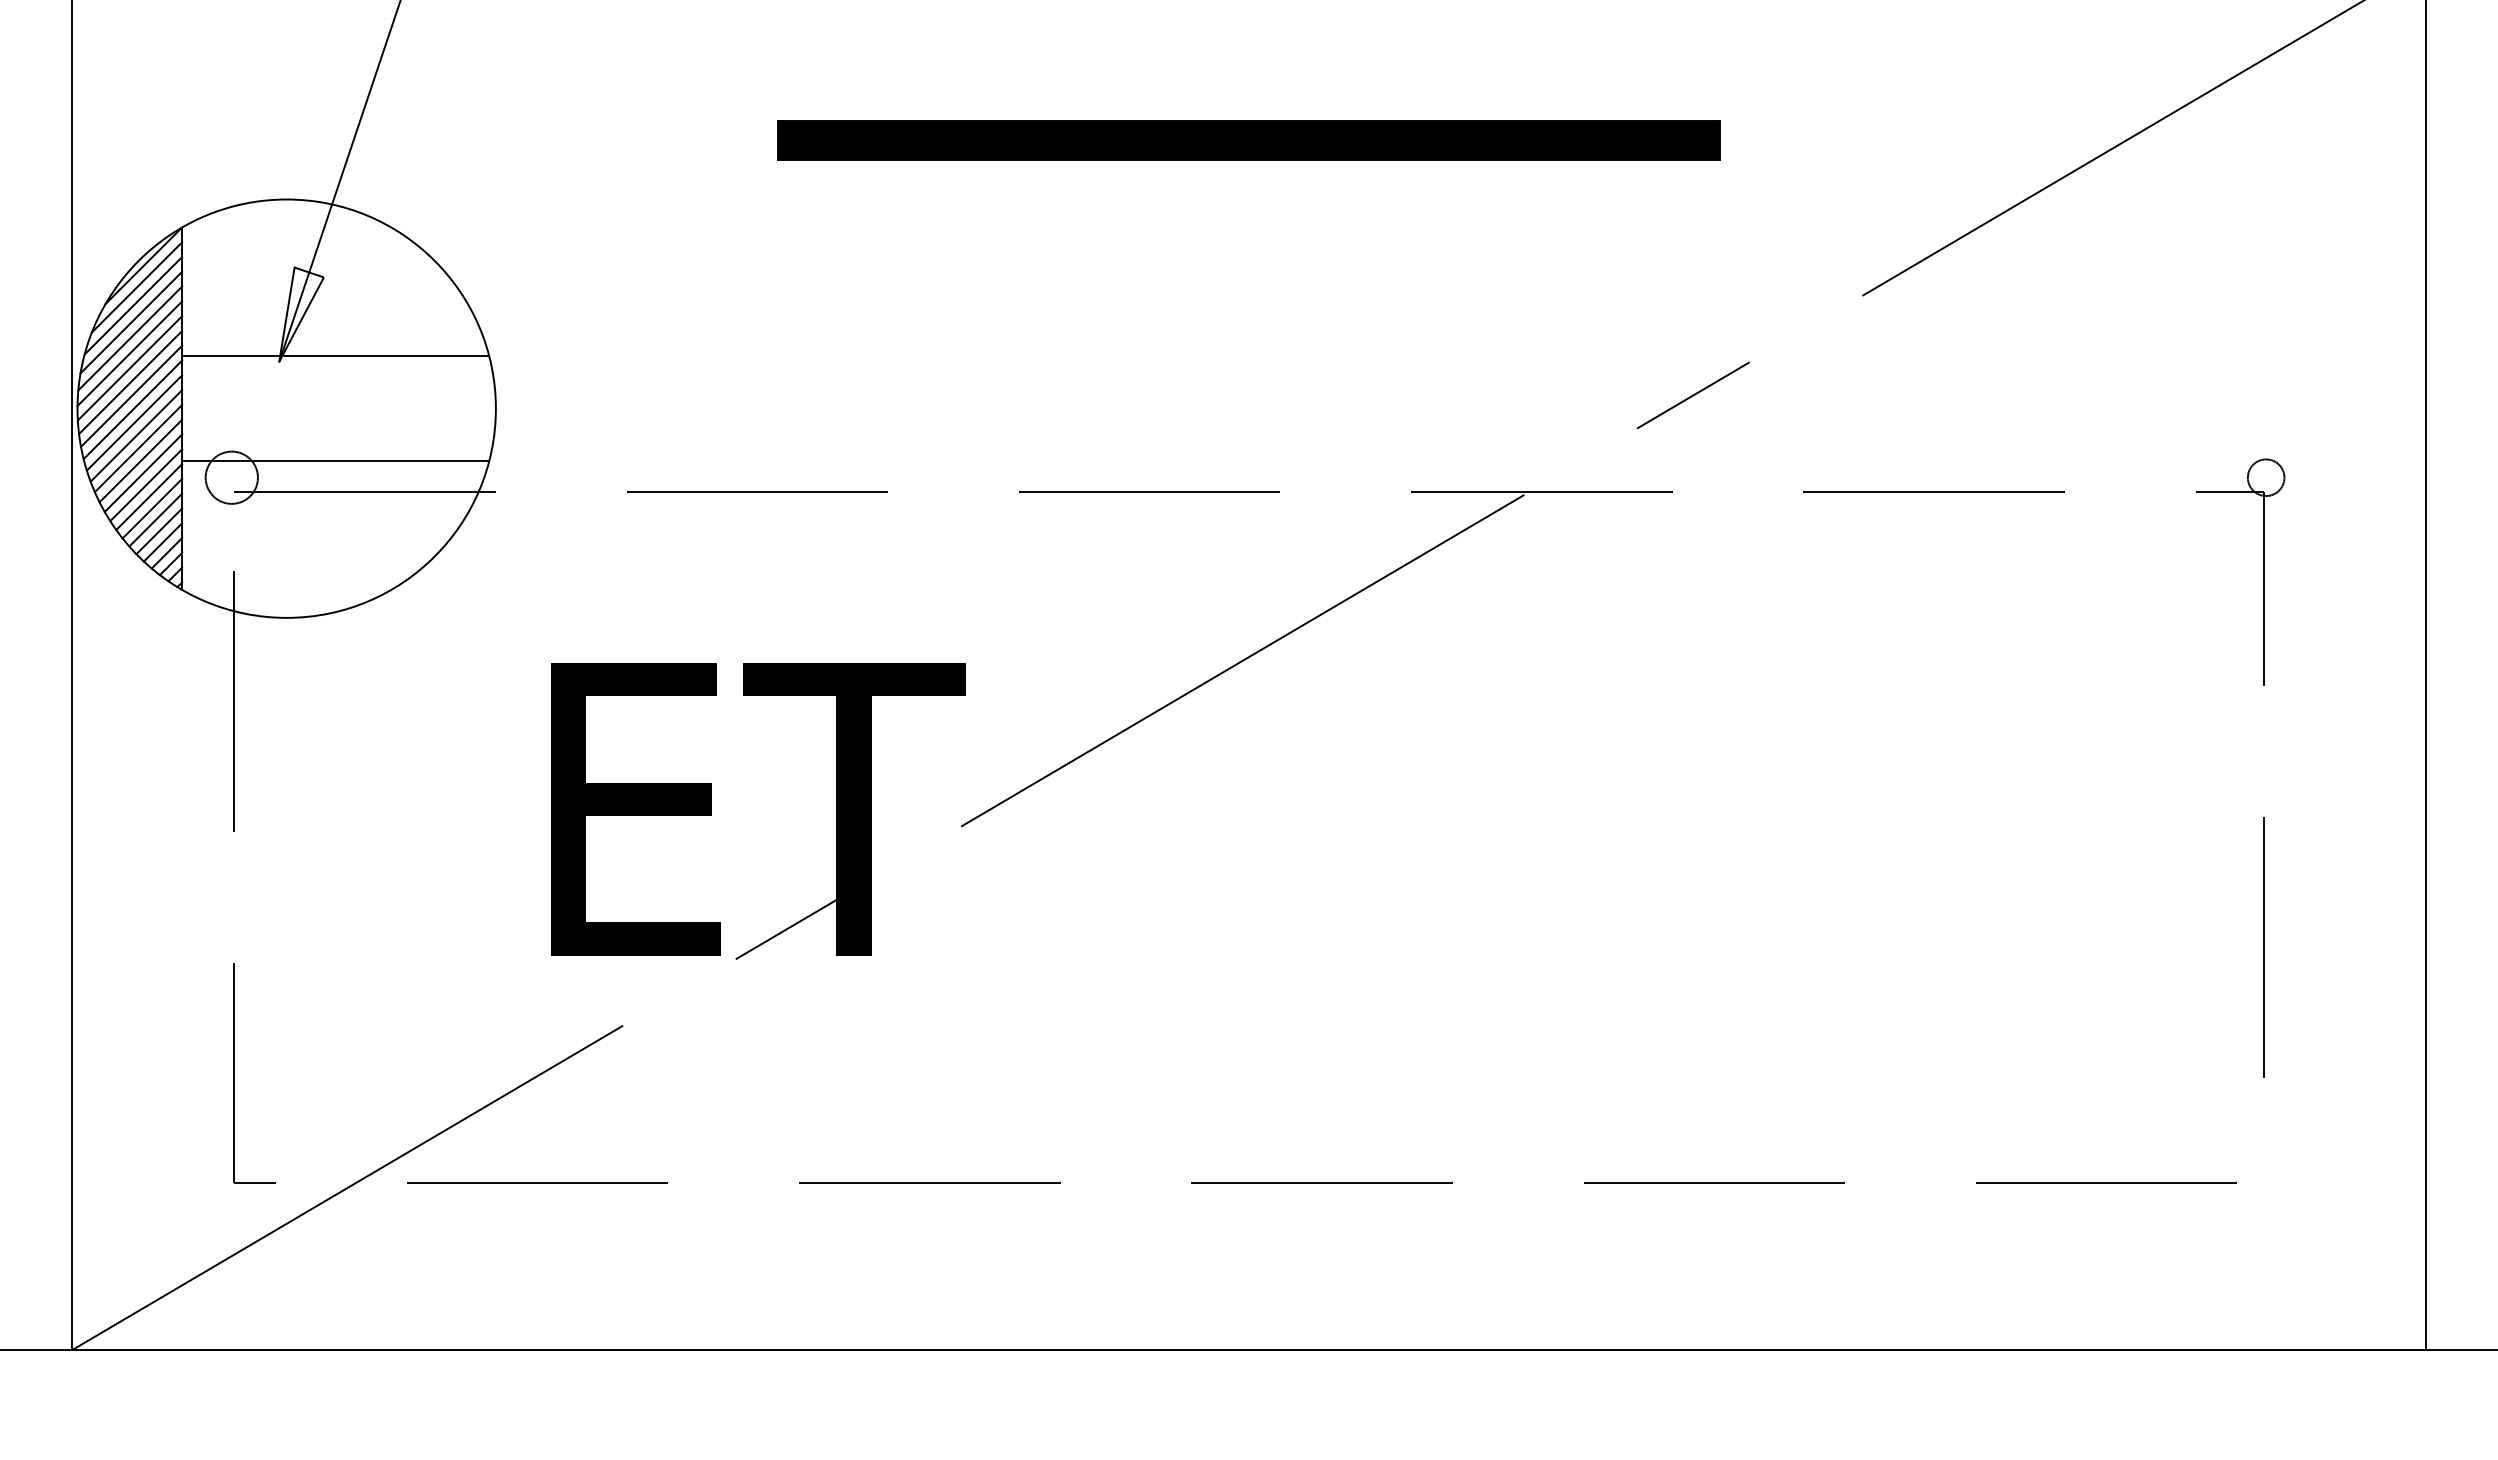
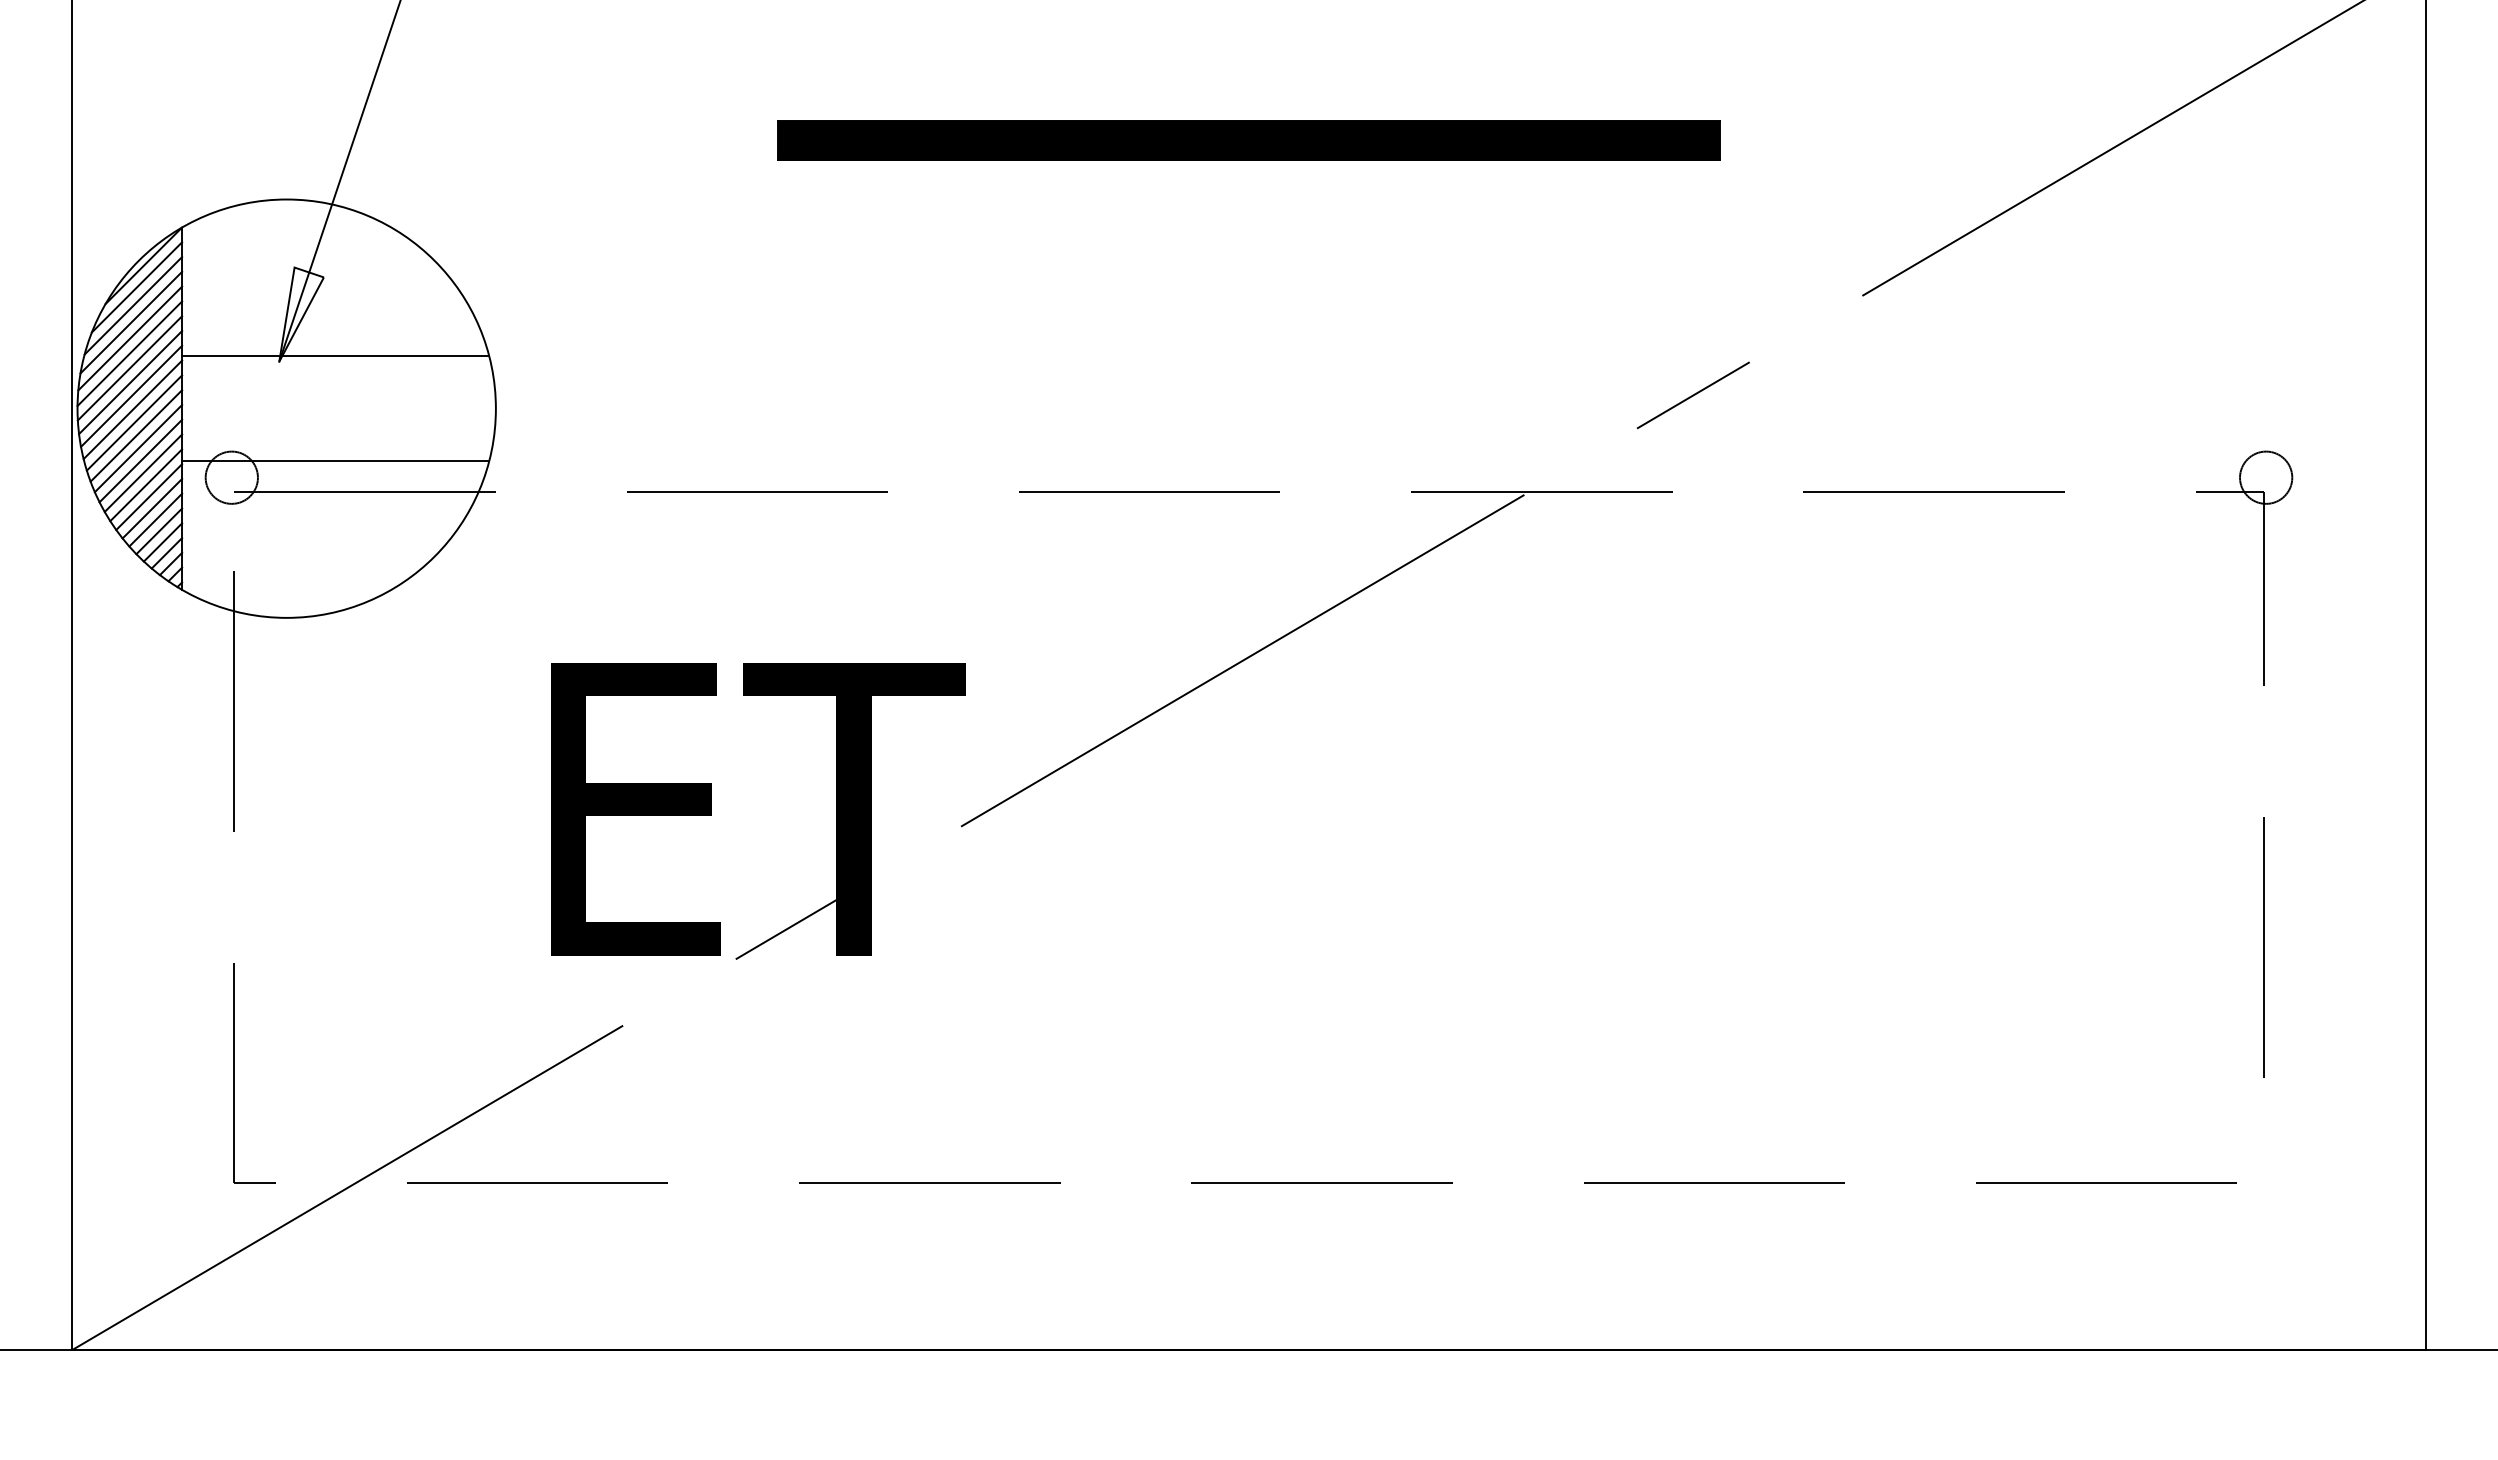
circle diameter: 37 px -> 52 px (2266, 477)
